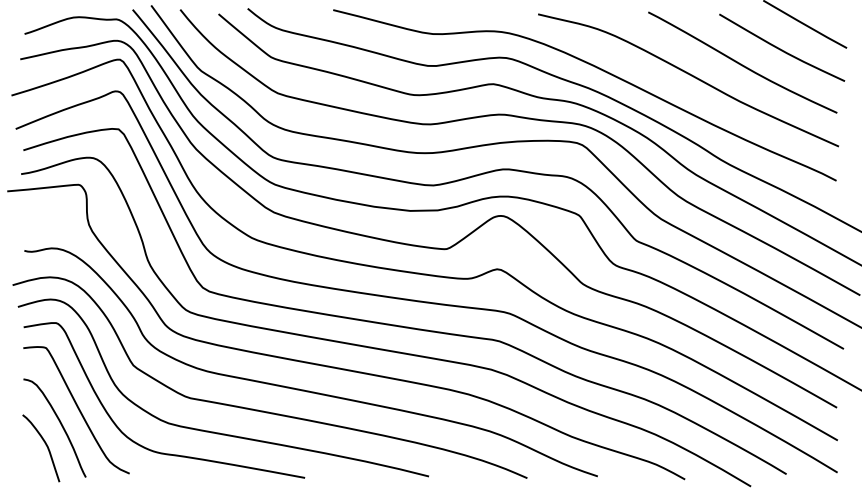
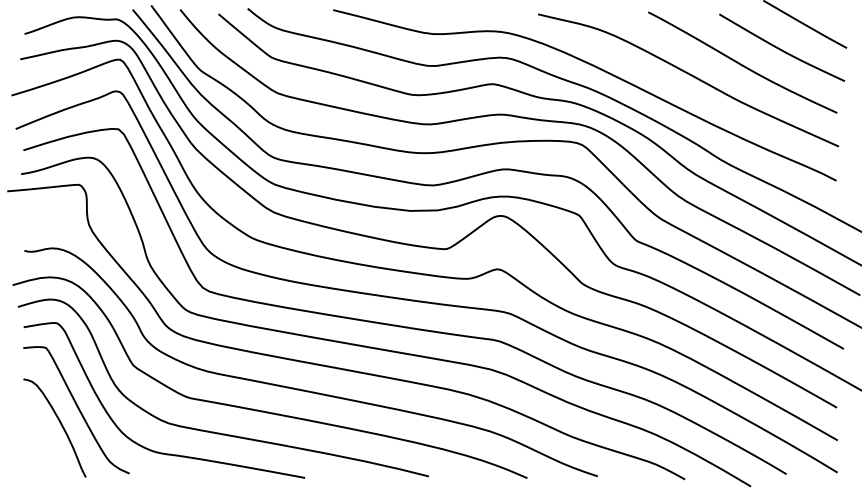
curve: present -> none (45, 445)
